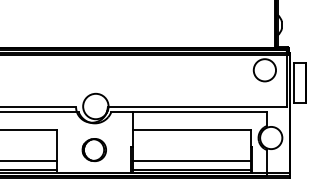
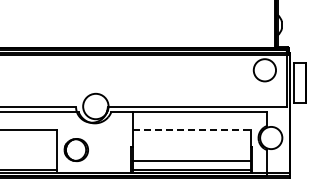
line: solid -> dashed (192, 129)
part position: (93, 150) -> (75, 150) (75, 150)
line: present -> none (29, 161)
